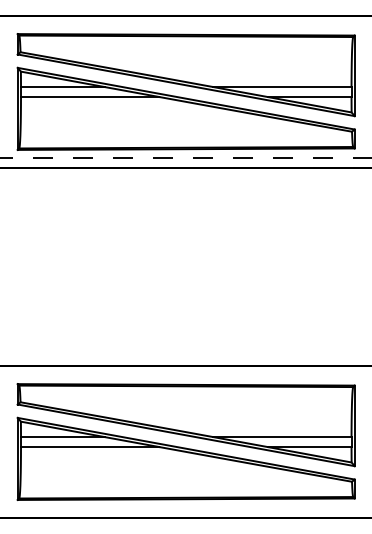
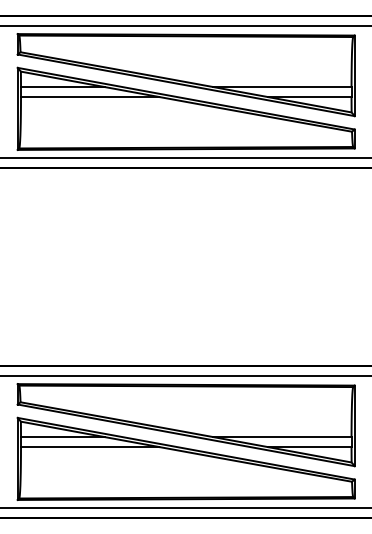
line: none -> present (185, 26)
line: dashed -> solid (185, 157)
line: none -> present (185, 376)
line: none -> present (185, 507)
